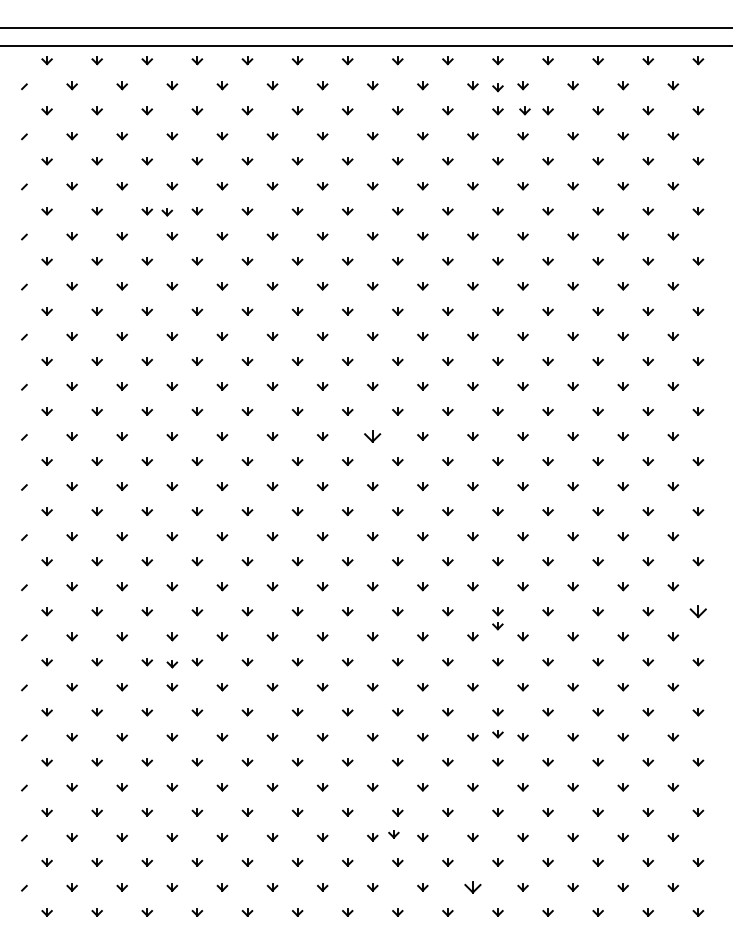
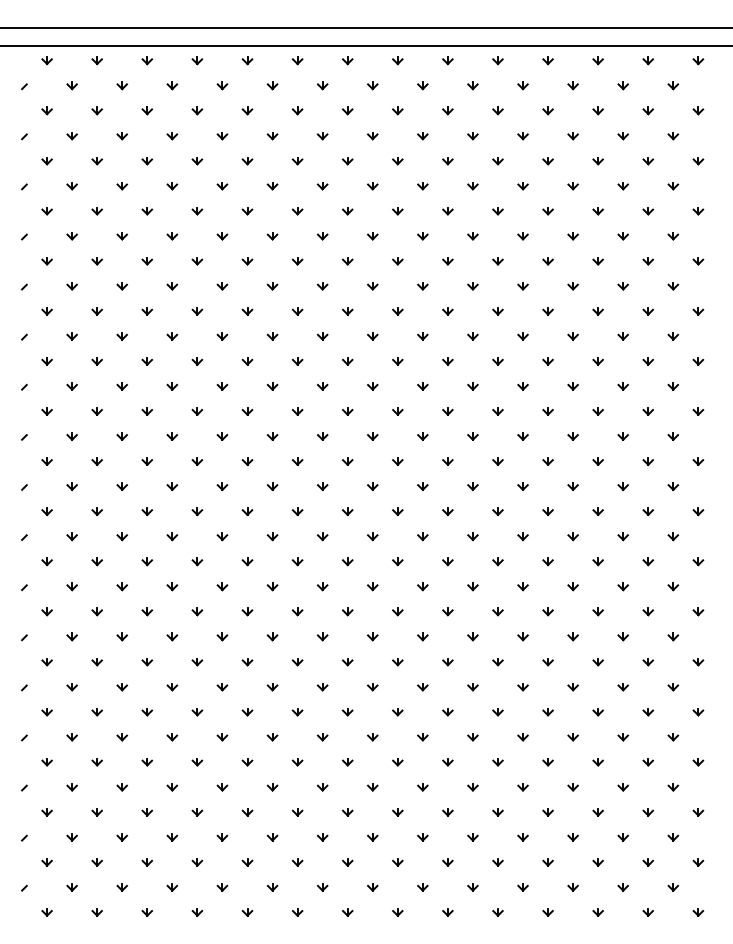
part: present -> none (497, 87)
part: present -> none (524, 110)
part: present -> none (167, 212)
part size: 18x13 px -> 12x9 px (372, 436)
part size: 18x14 px -> 13x10 px (698, 611)
part: present -> none (497, 626)
part: present -> none (172, 664)
part: present -> none (497, 734)
part: present -> none (393, 834)
part size: 18x13 px -> 12x9 px (472, 887)
